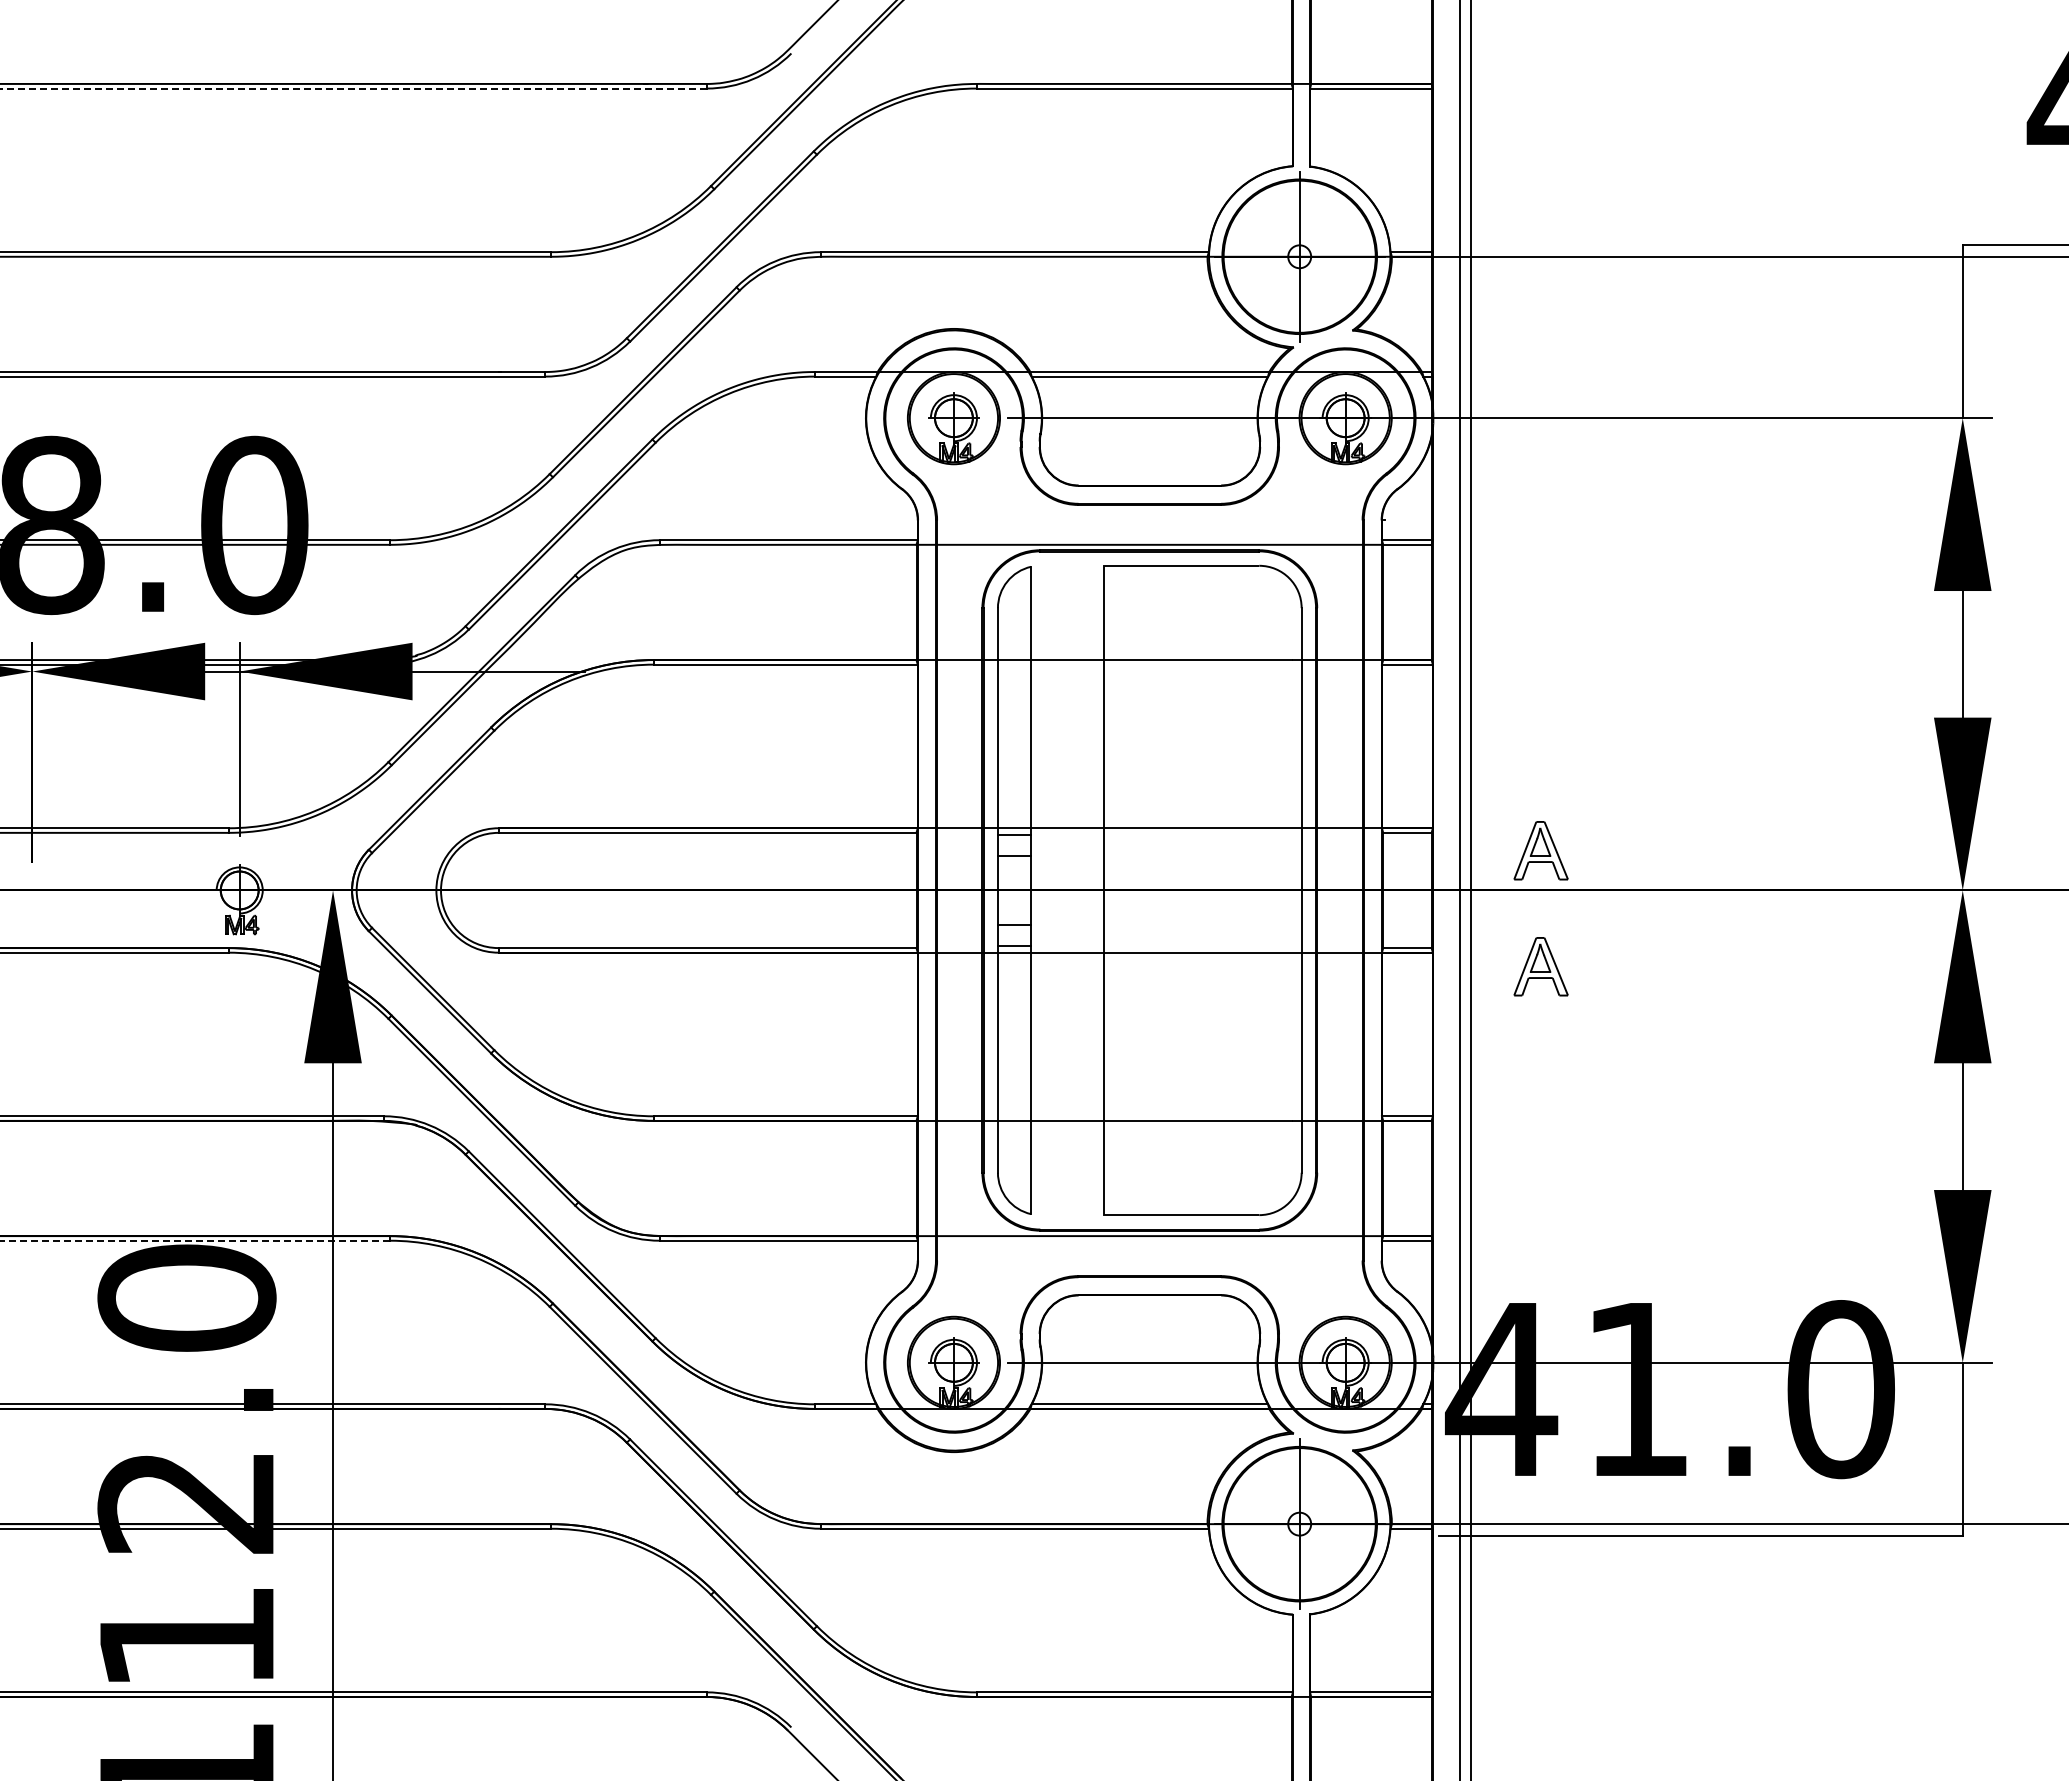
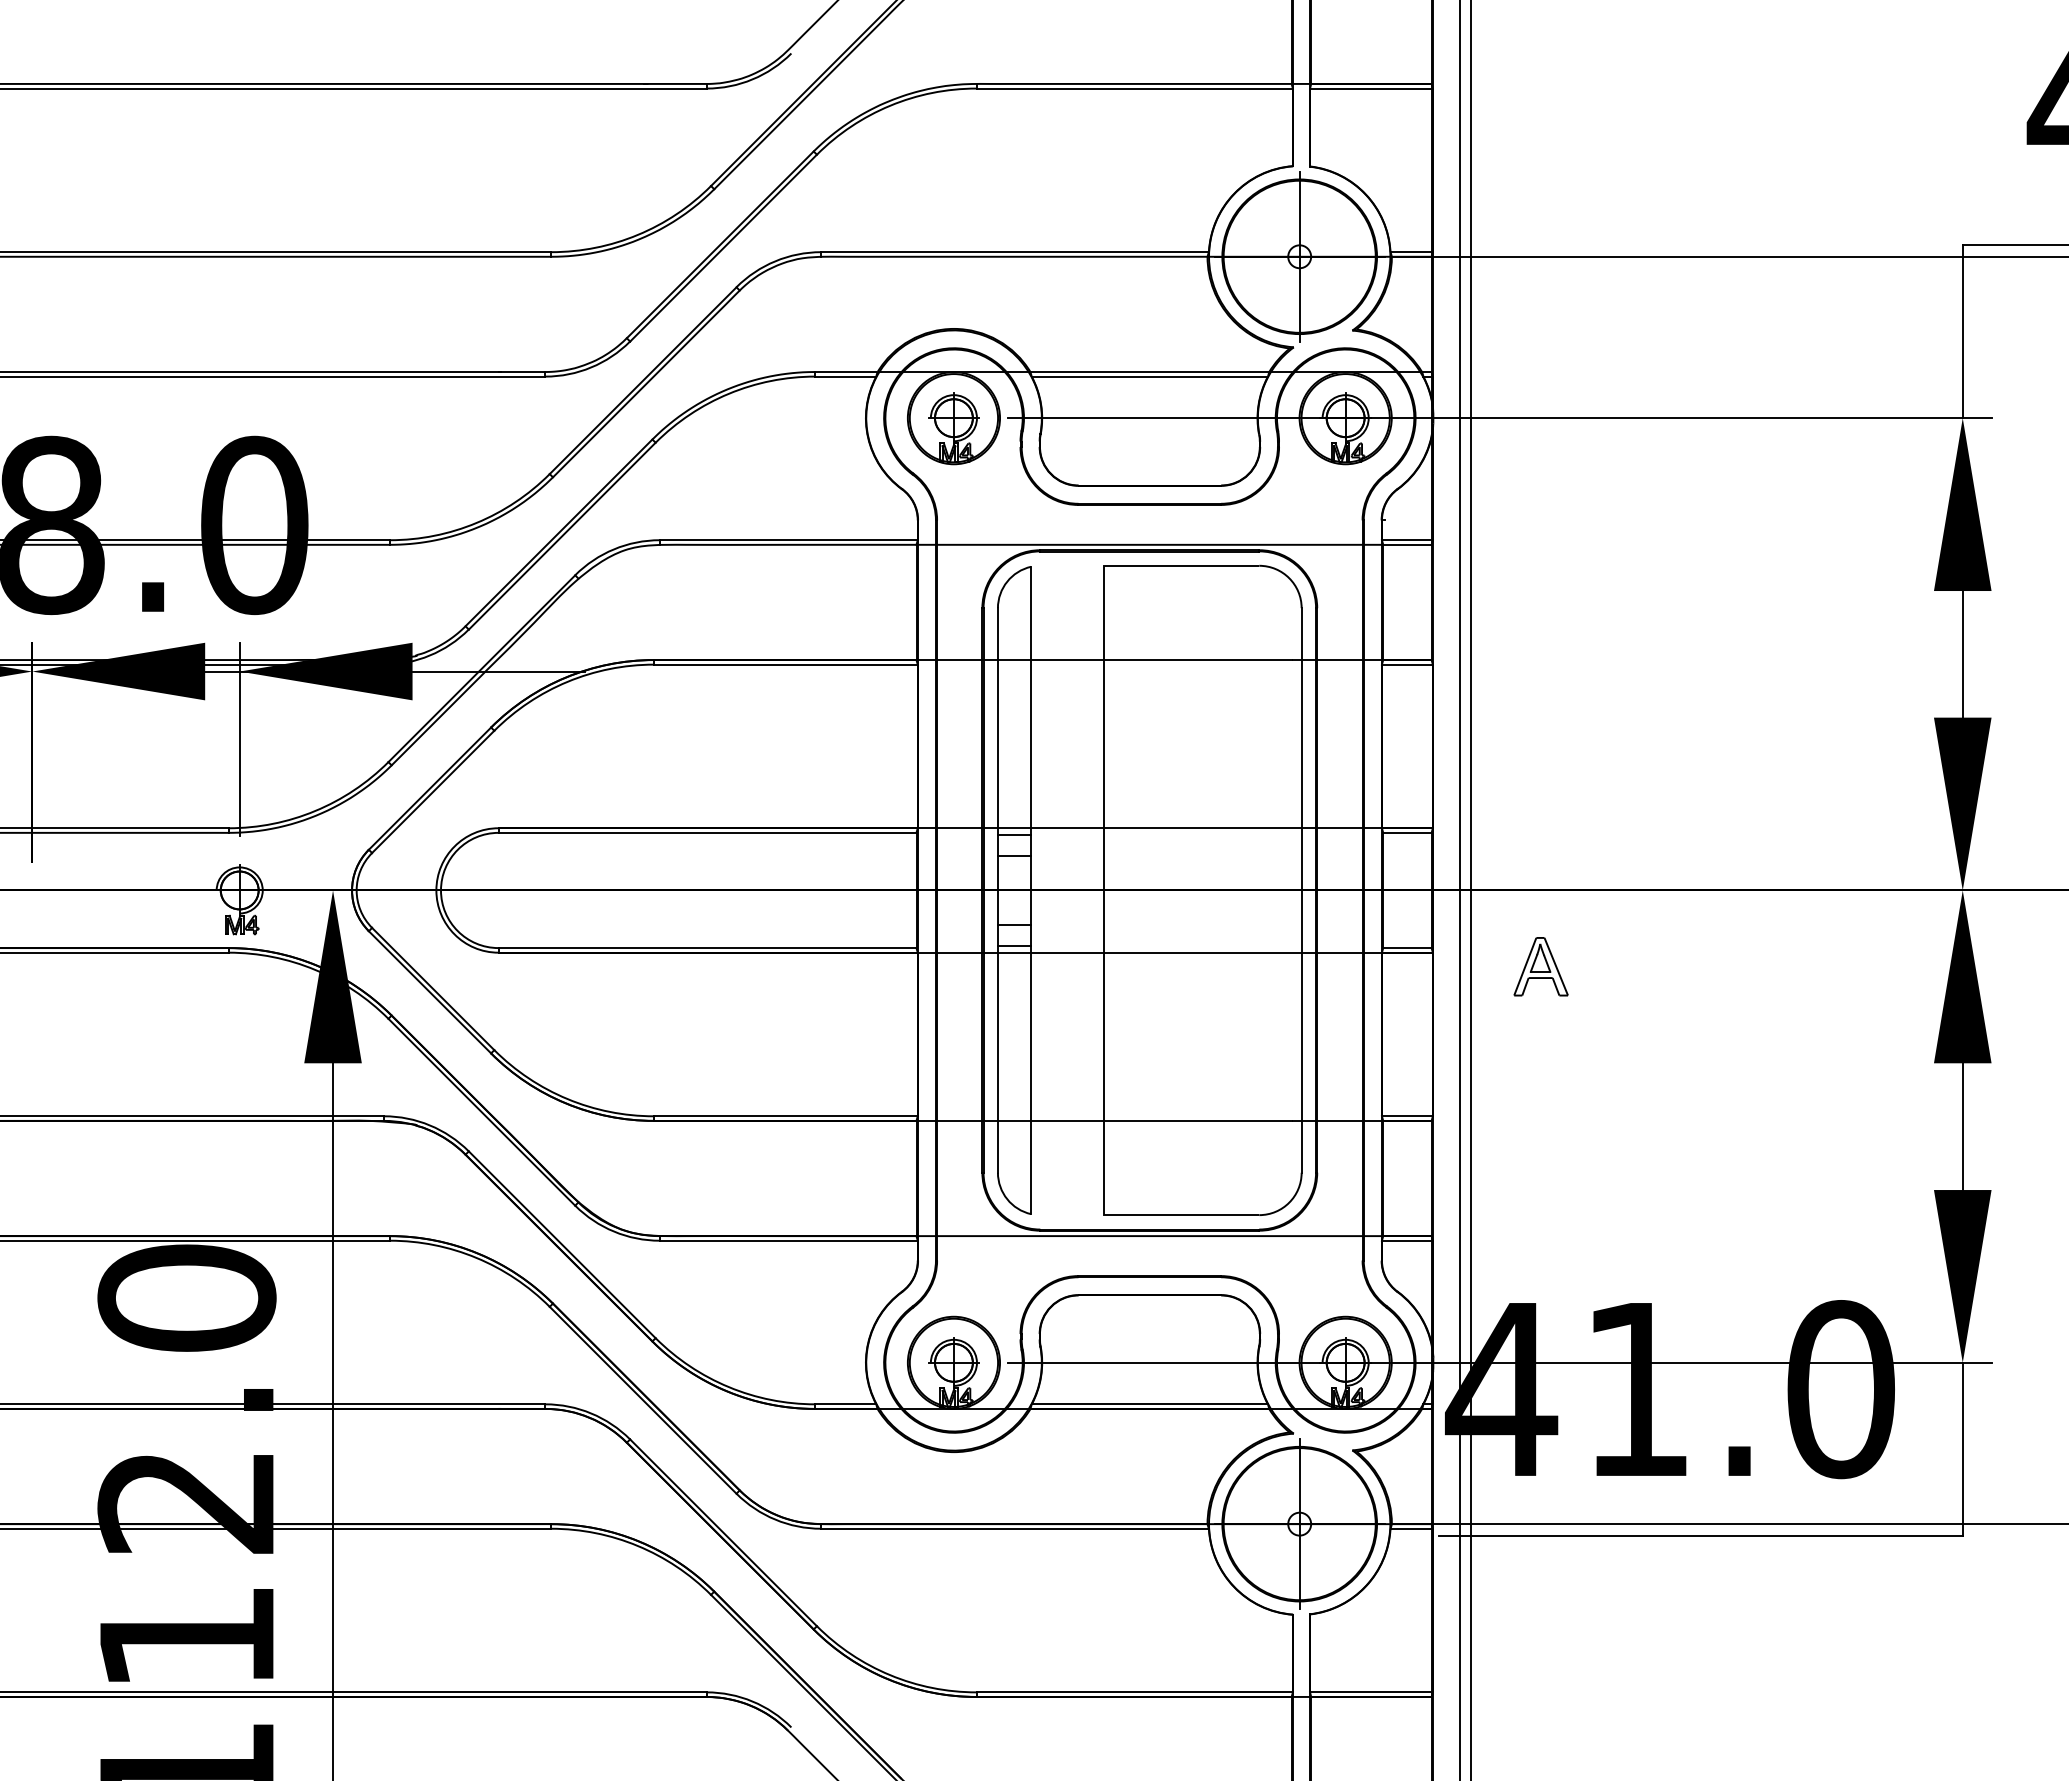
line: dashed -> solid (353, 88)
part: present -> none (1540, 850)
line: dashed -> solid (195, 1240)
